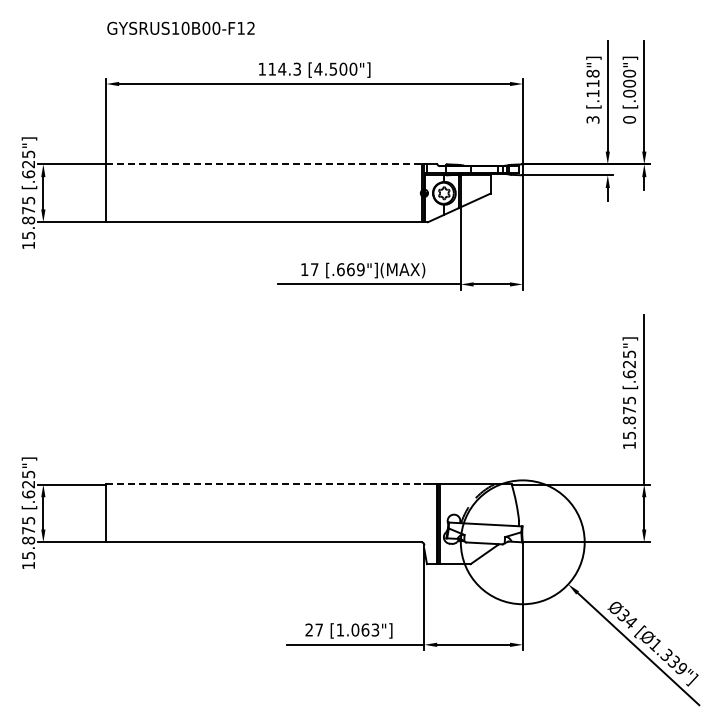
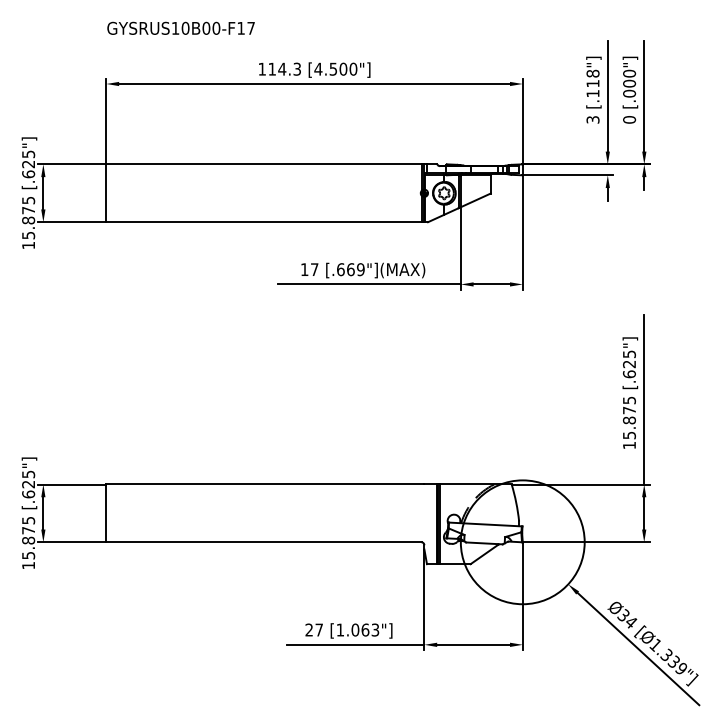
text: GYSRUS10B00-F12 -> GYSRUS10B00-F17 (250, 27)
line: dashed -> solid (265, 164)
line: dashed -> solid (265, 484)
